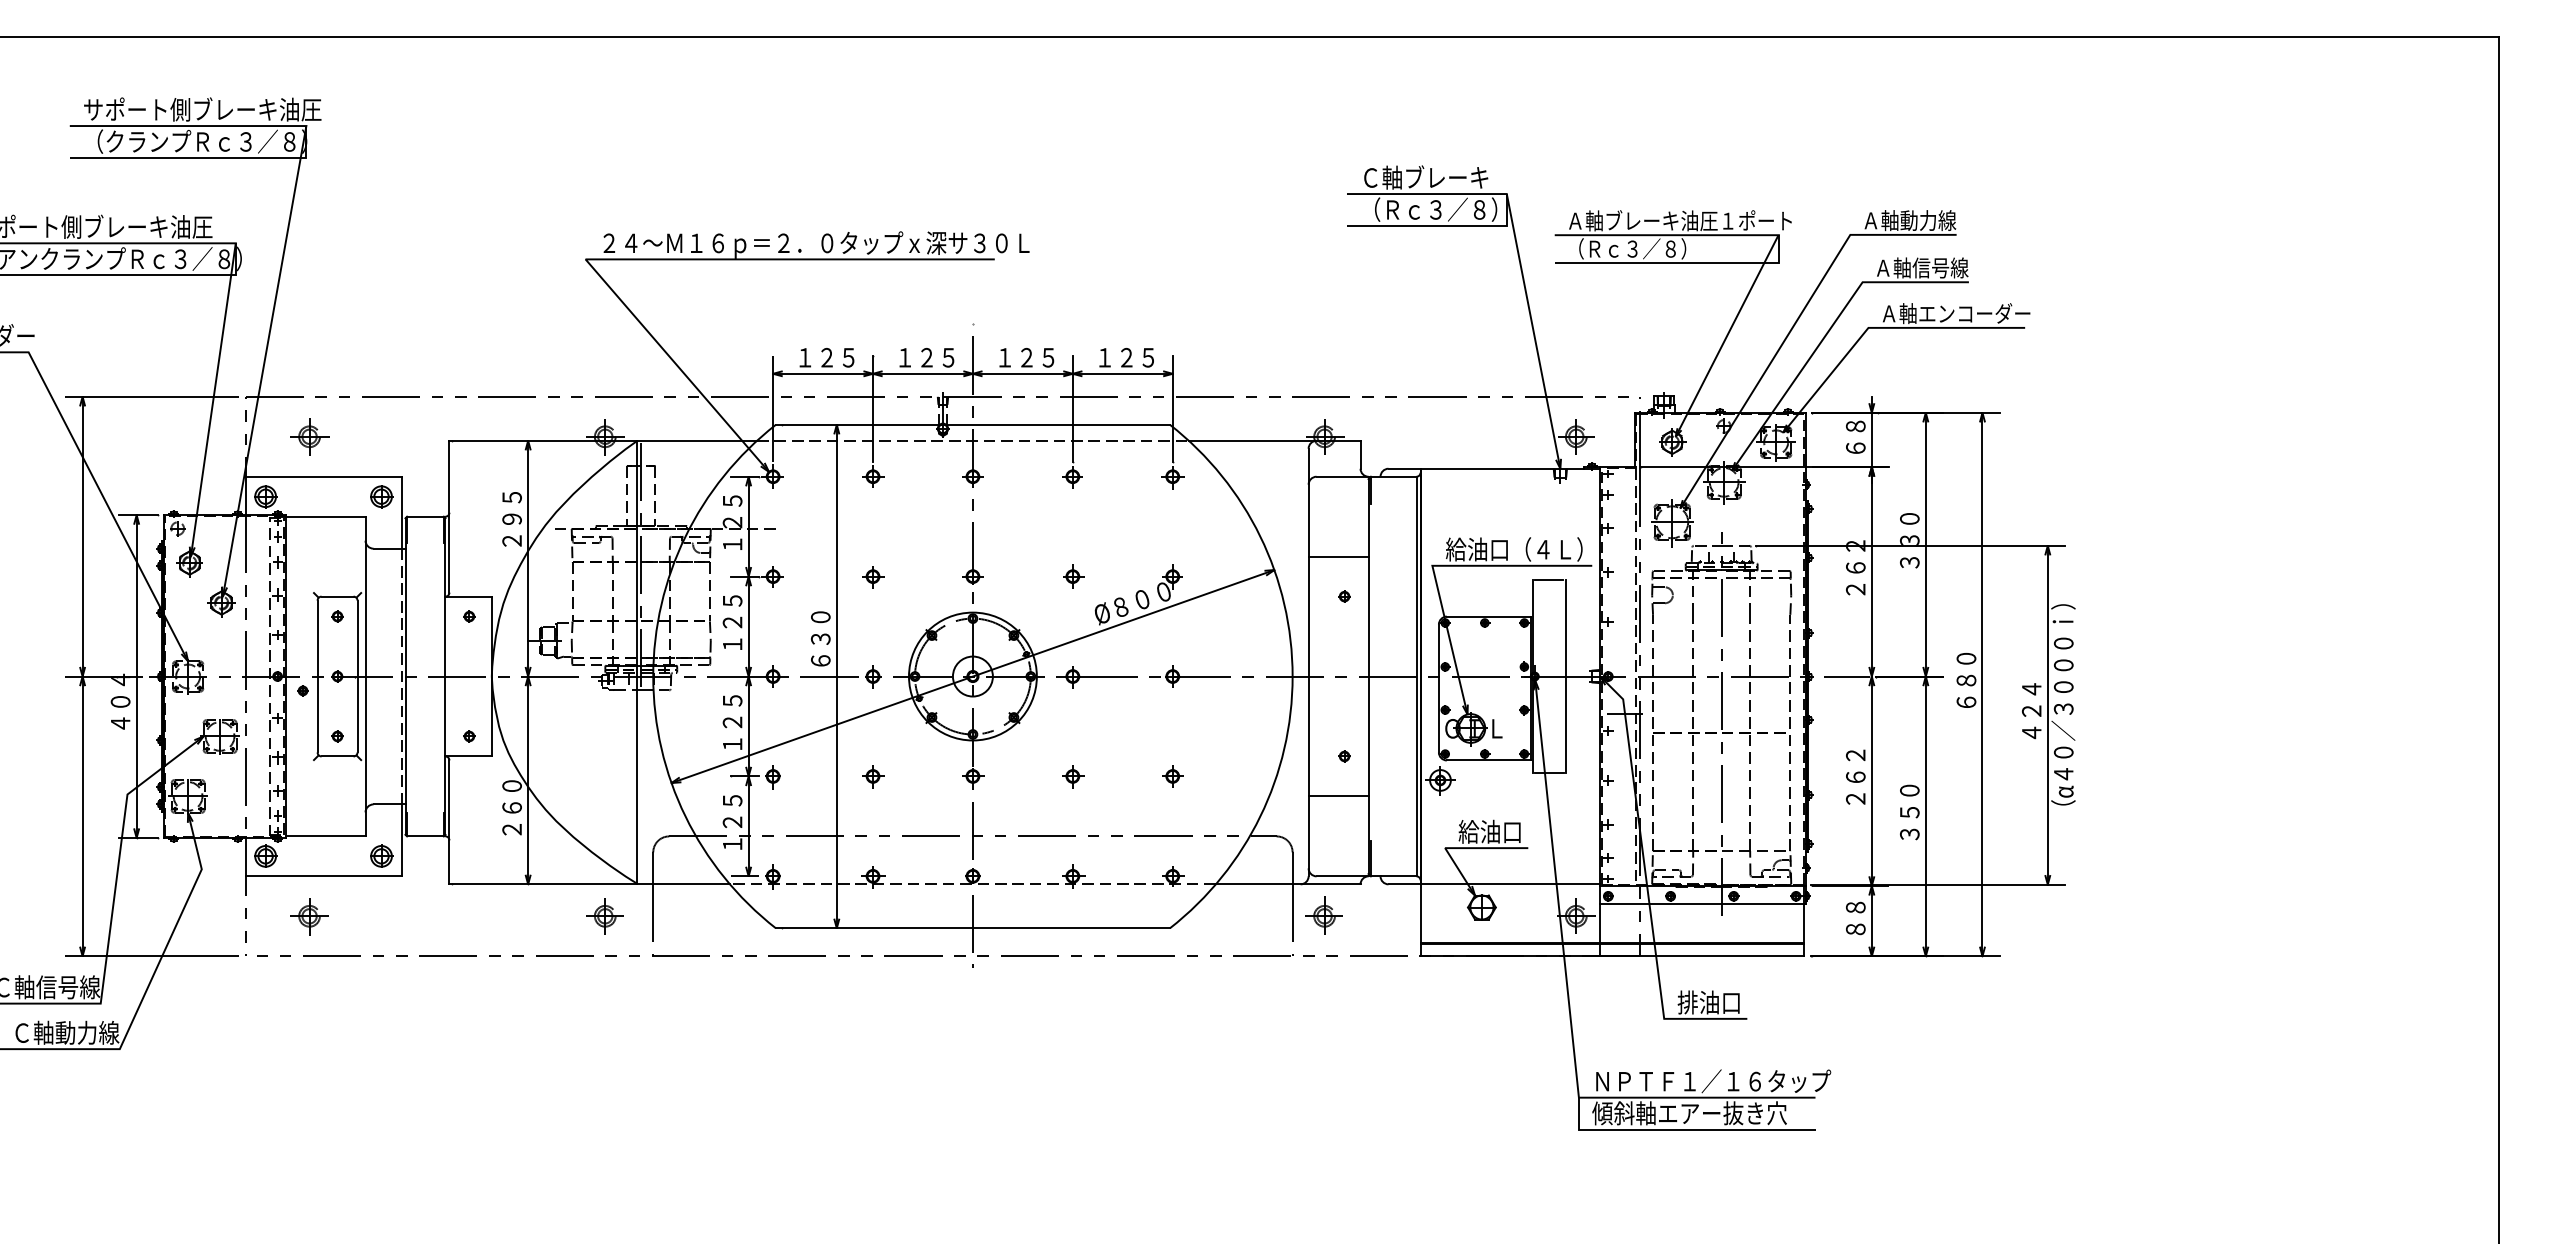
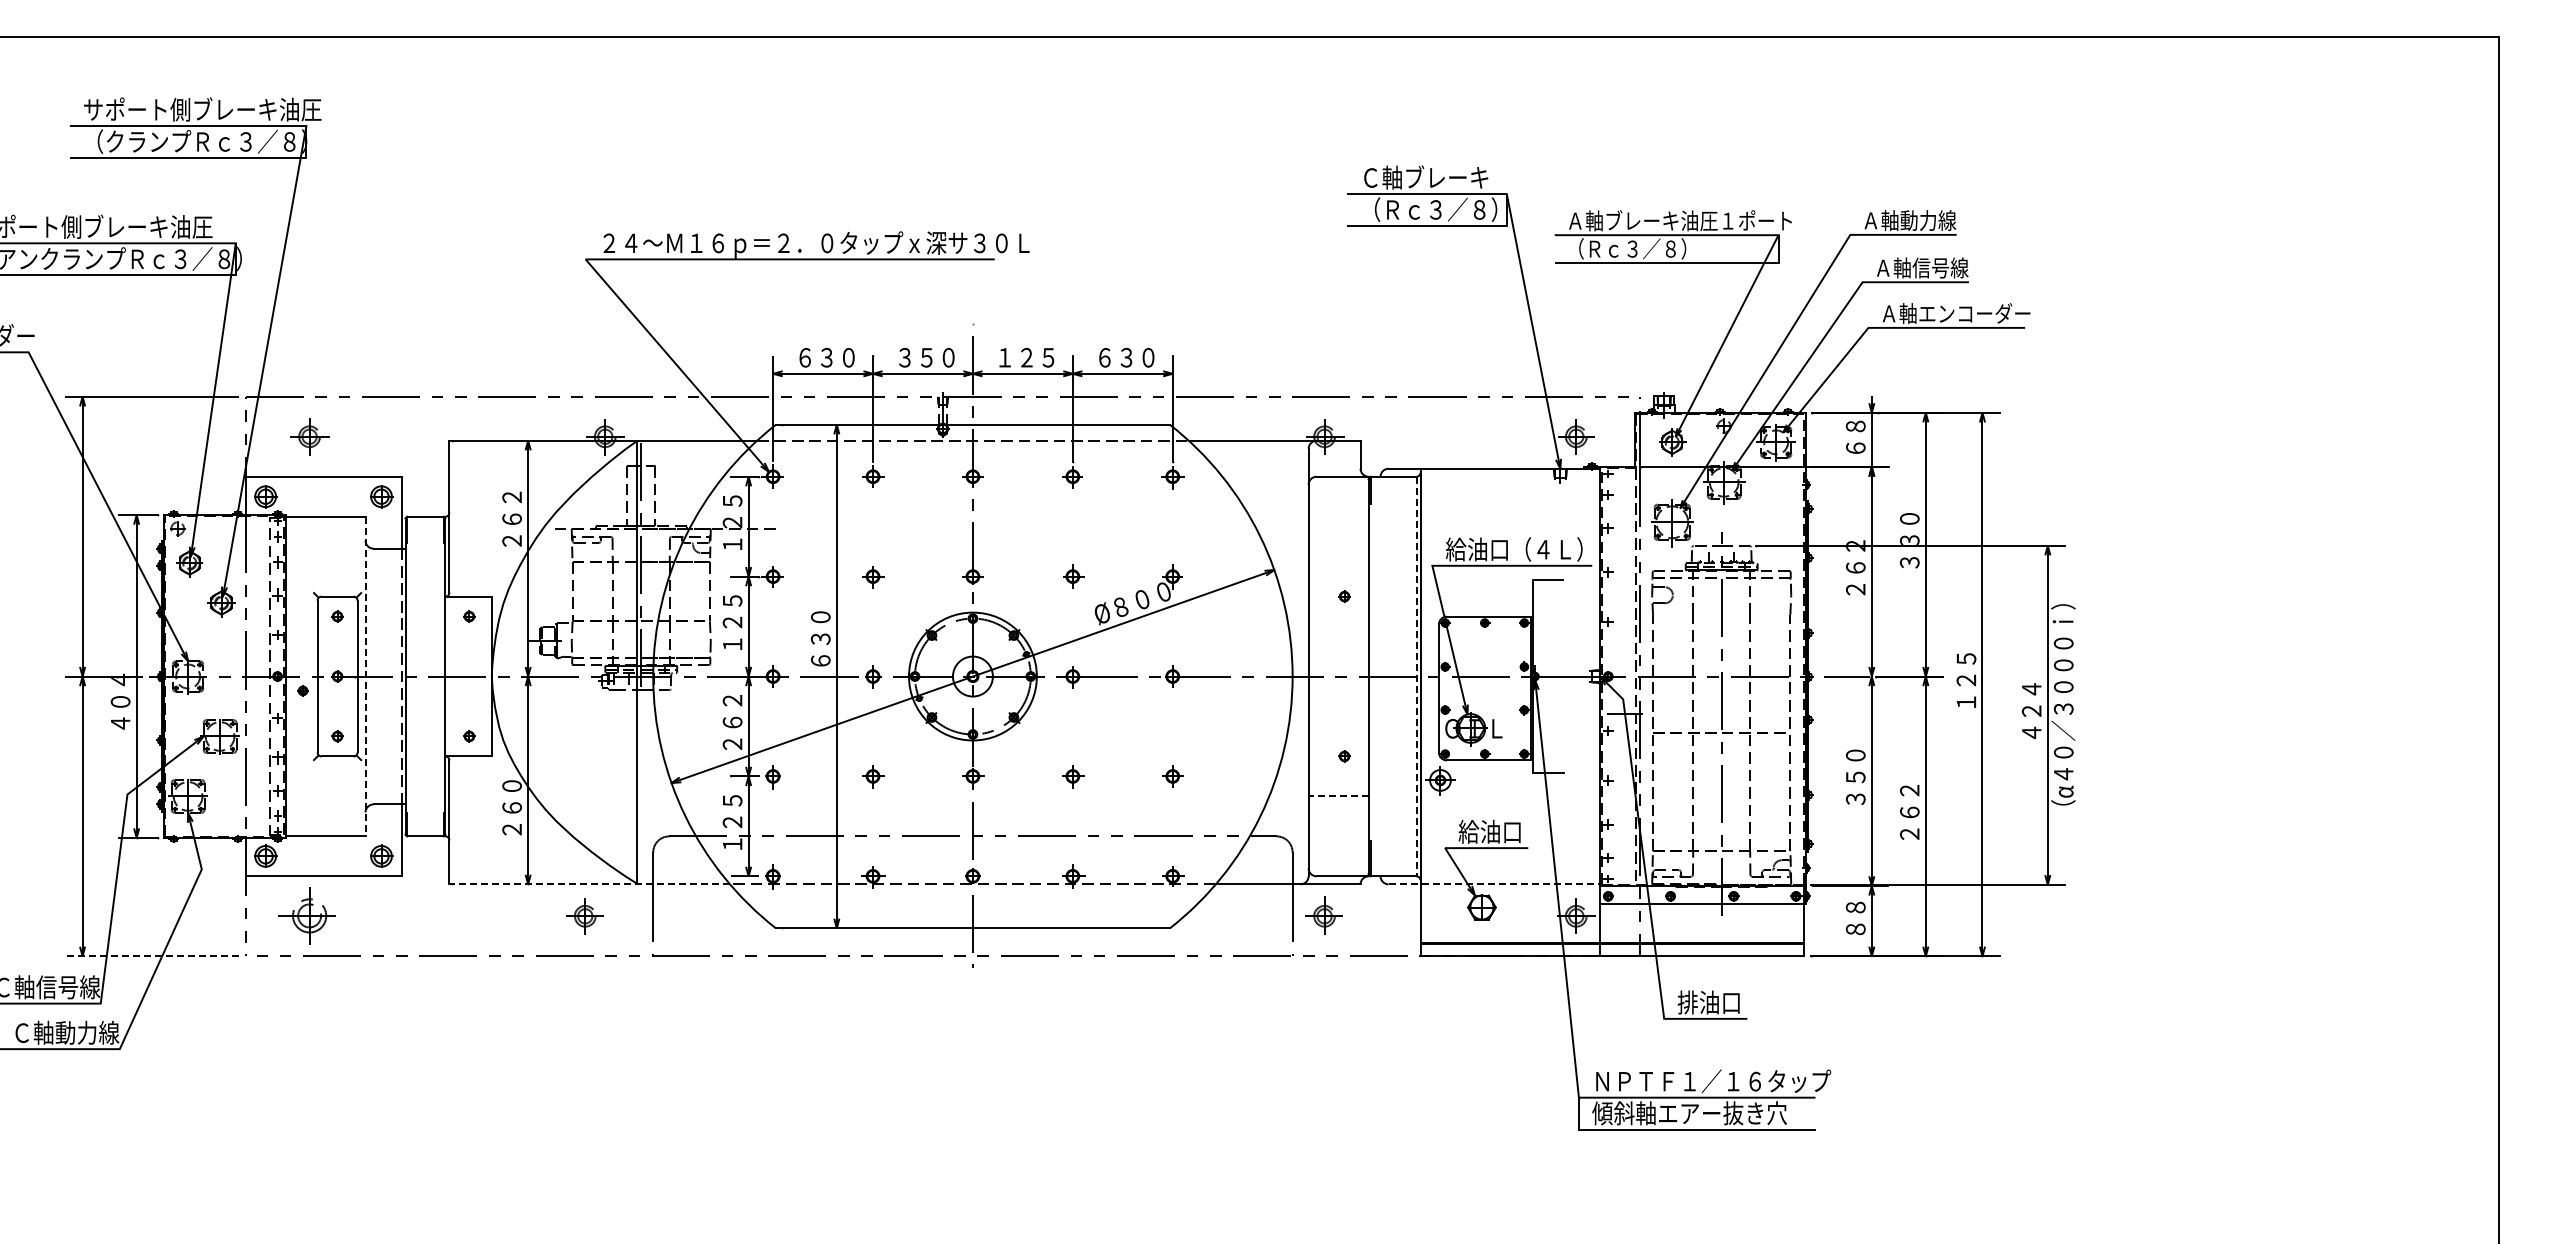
text: １２５ -> ６３０ (826, 357)
text: １２５ -> ３５０ (926, 357)
text: １２５ -> ６３０ (1126, 357)
text: ２９５ -> ２６２ (511, 507)
line: present -> none (1338, 556)
line: solid -> dashed (365, 676)
line: solid -> dashed (1416, 676)
line: present -> none (1565, 676)
text: ６８０ -> １２５ (1966, 679)
text: １２５ -> ２６２ (732, 722)
text: ２６２ -> ３５０ (1855, 776)
line: solid -> dashed (1338, 796)
text: ３５０ -> ２６２ (1909, 812)
line: solid -> dashed (589, 884)
line: solid -> dashed (1494, 884)
part size: 39x38 px -> 58x58 px (306, 915)
part position: (604, 916) -> (584, 916) (584, 916)
line: solid -> dashed (151, 956)
